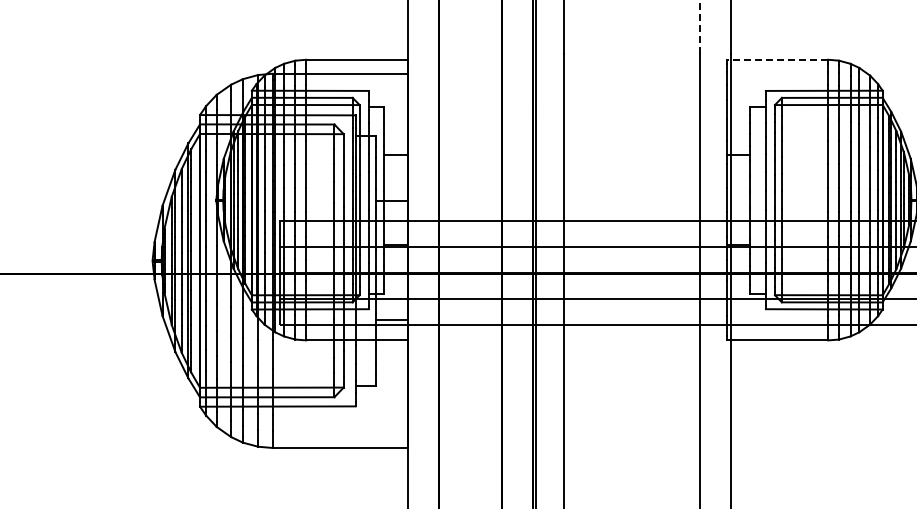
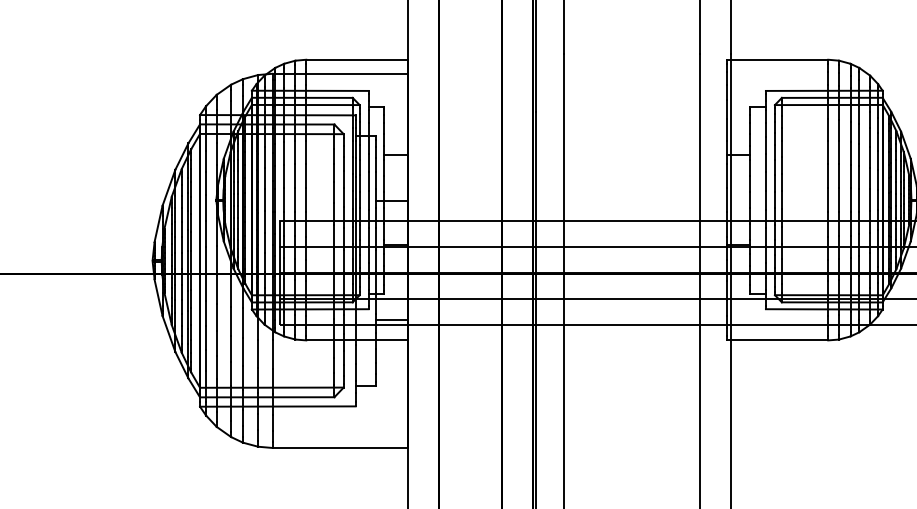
line: dashed -> solid (699, 27)
line: dashed -> solid (777, 59)
